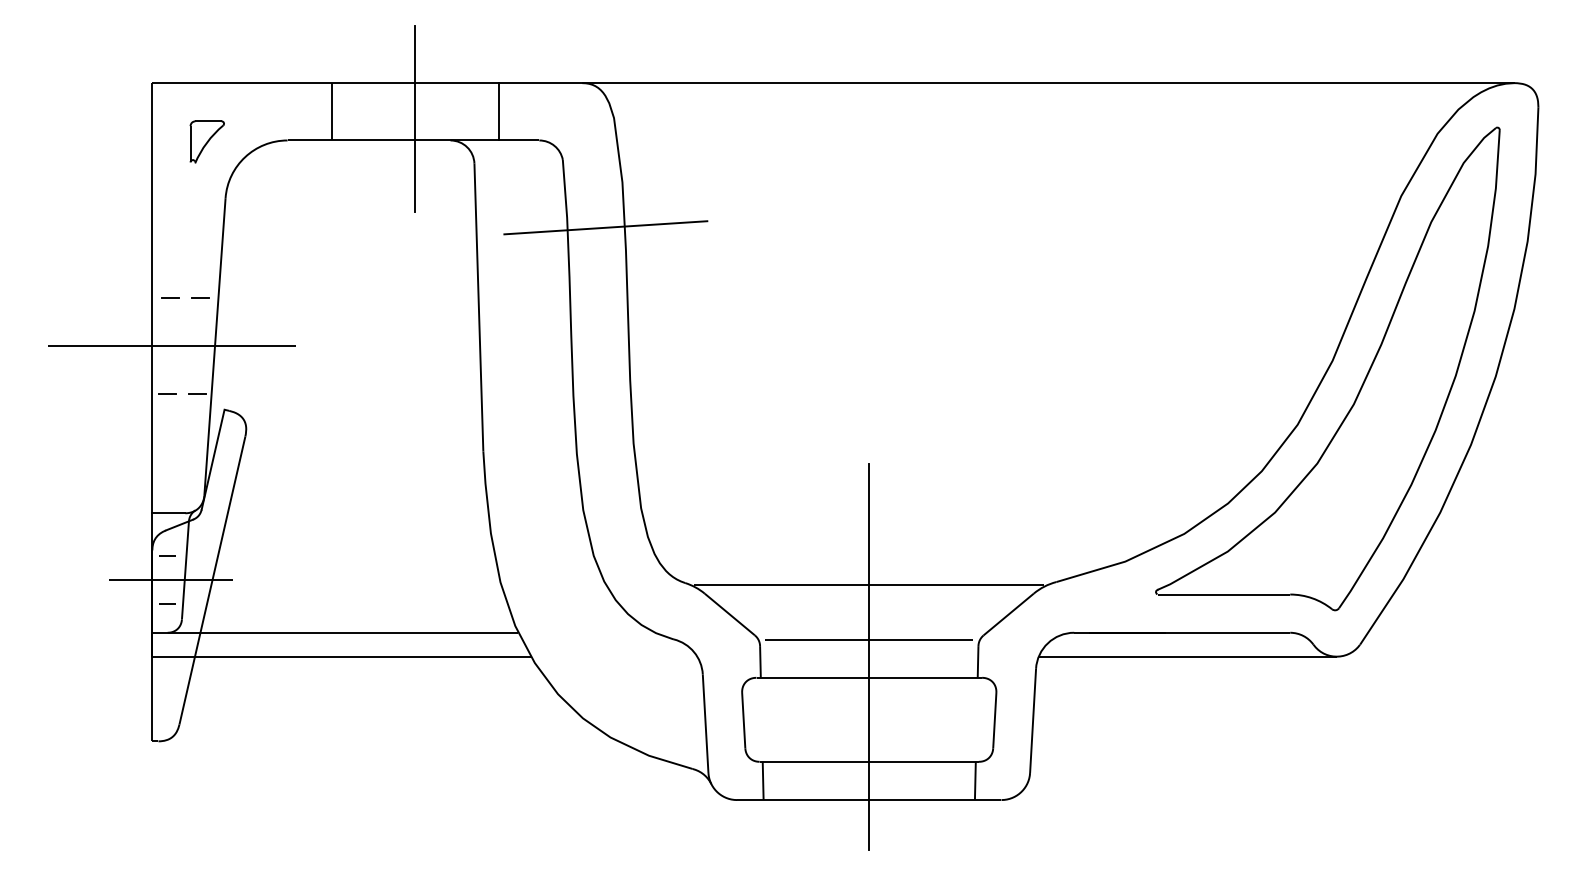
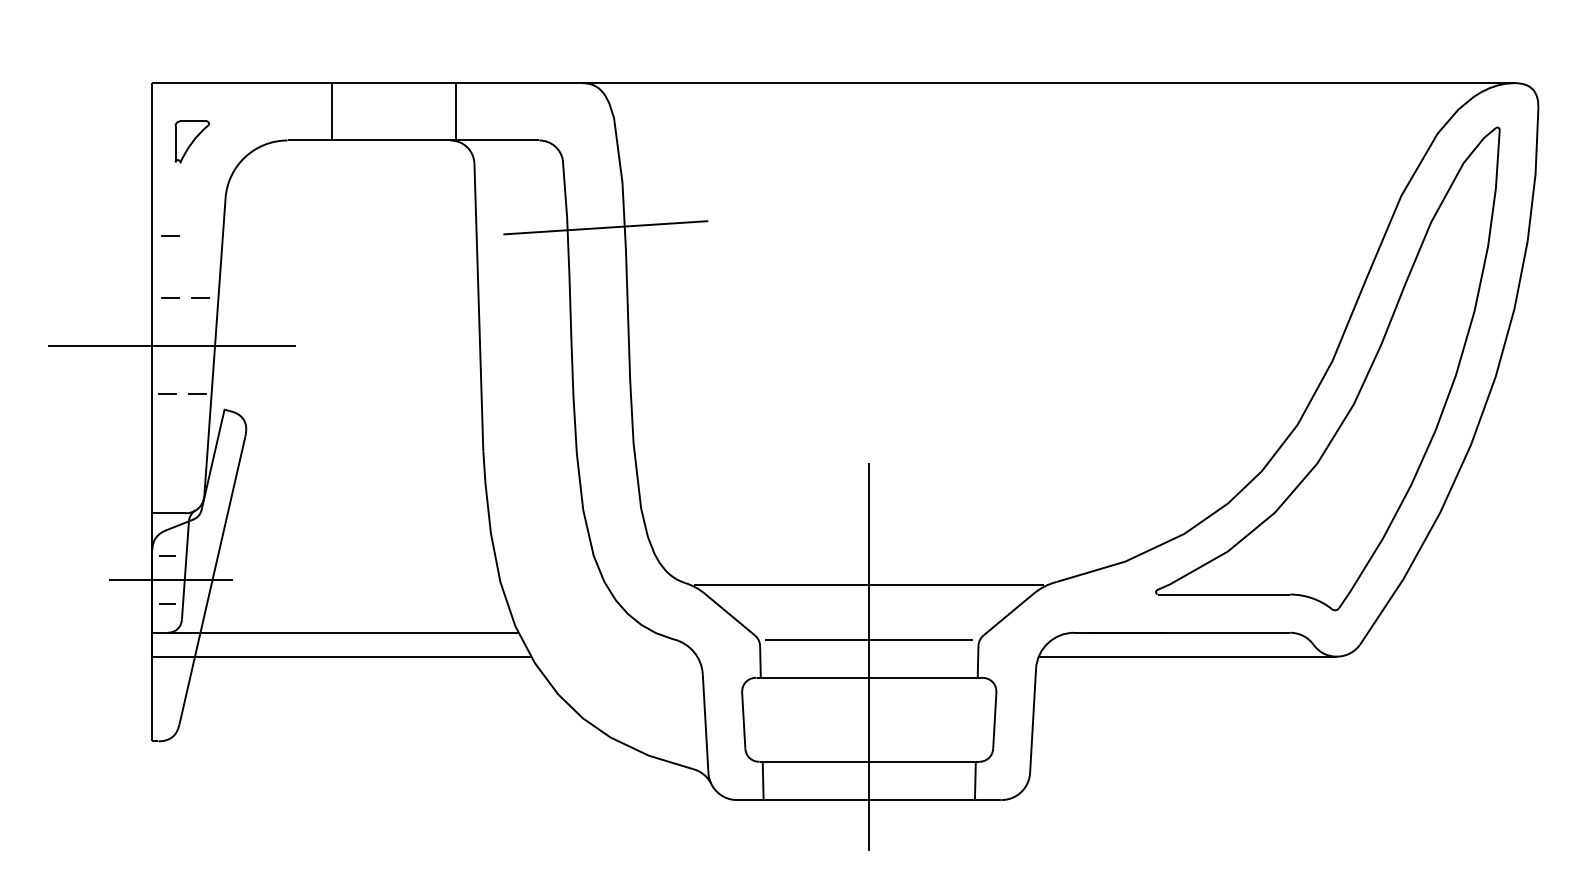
line position: (498, 111) -> (455, 111) (455, 111)
line: present -> none (415, 118)
part position: (206, 141) -> (191, 141) (191, 141)
line: none -> present (170, 235)
